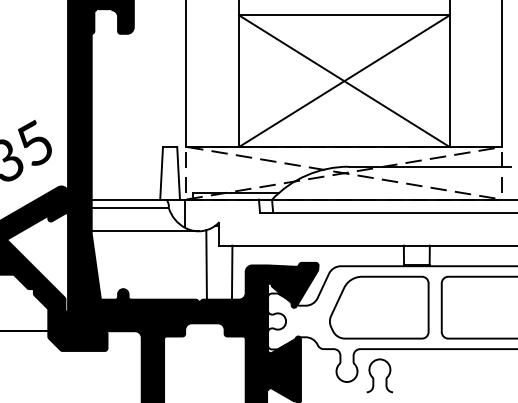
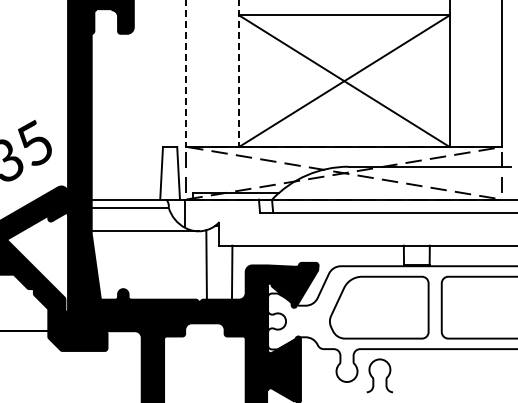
line: solid -> dashed (186, 74)
line: solid -> dashed (239, 74)
